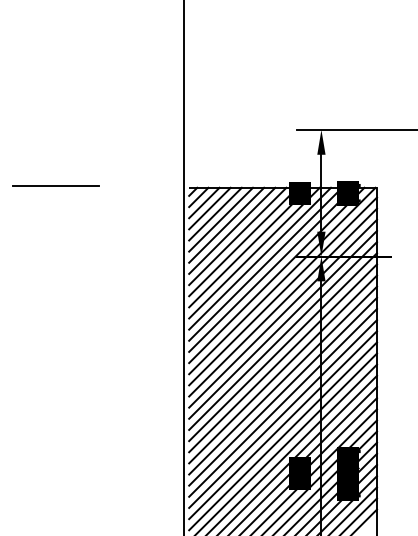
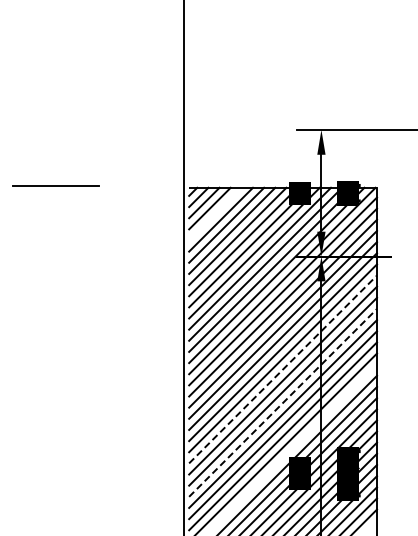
line: present -> none (215, 213)
line: solid -> dashed (283, 369)
line: solid -> dashed (283, 402)
line: present -> none (293, 448)
